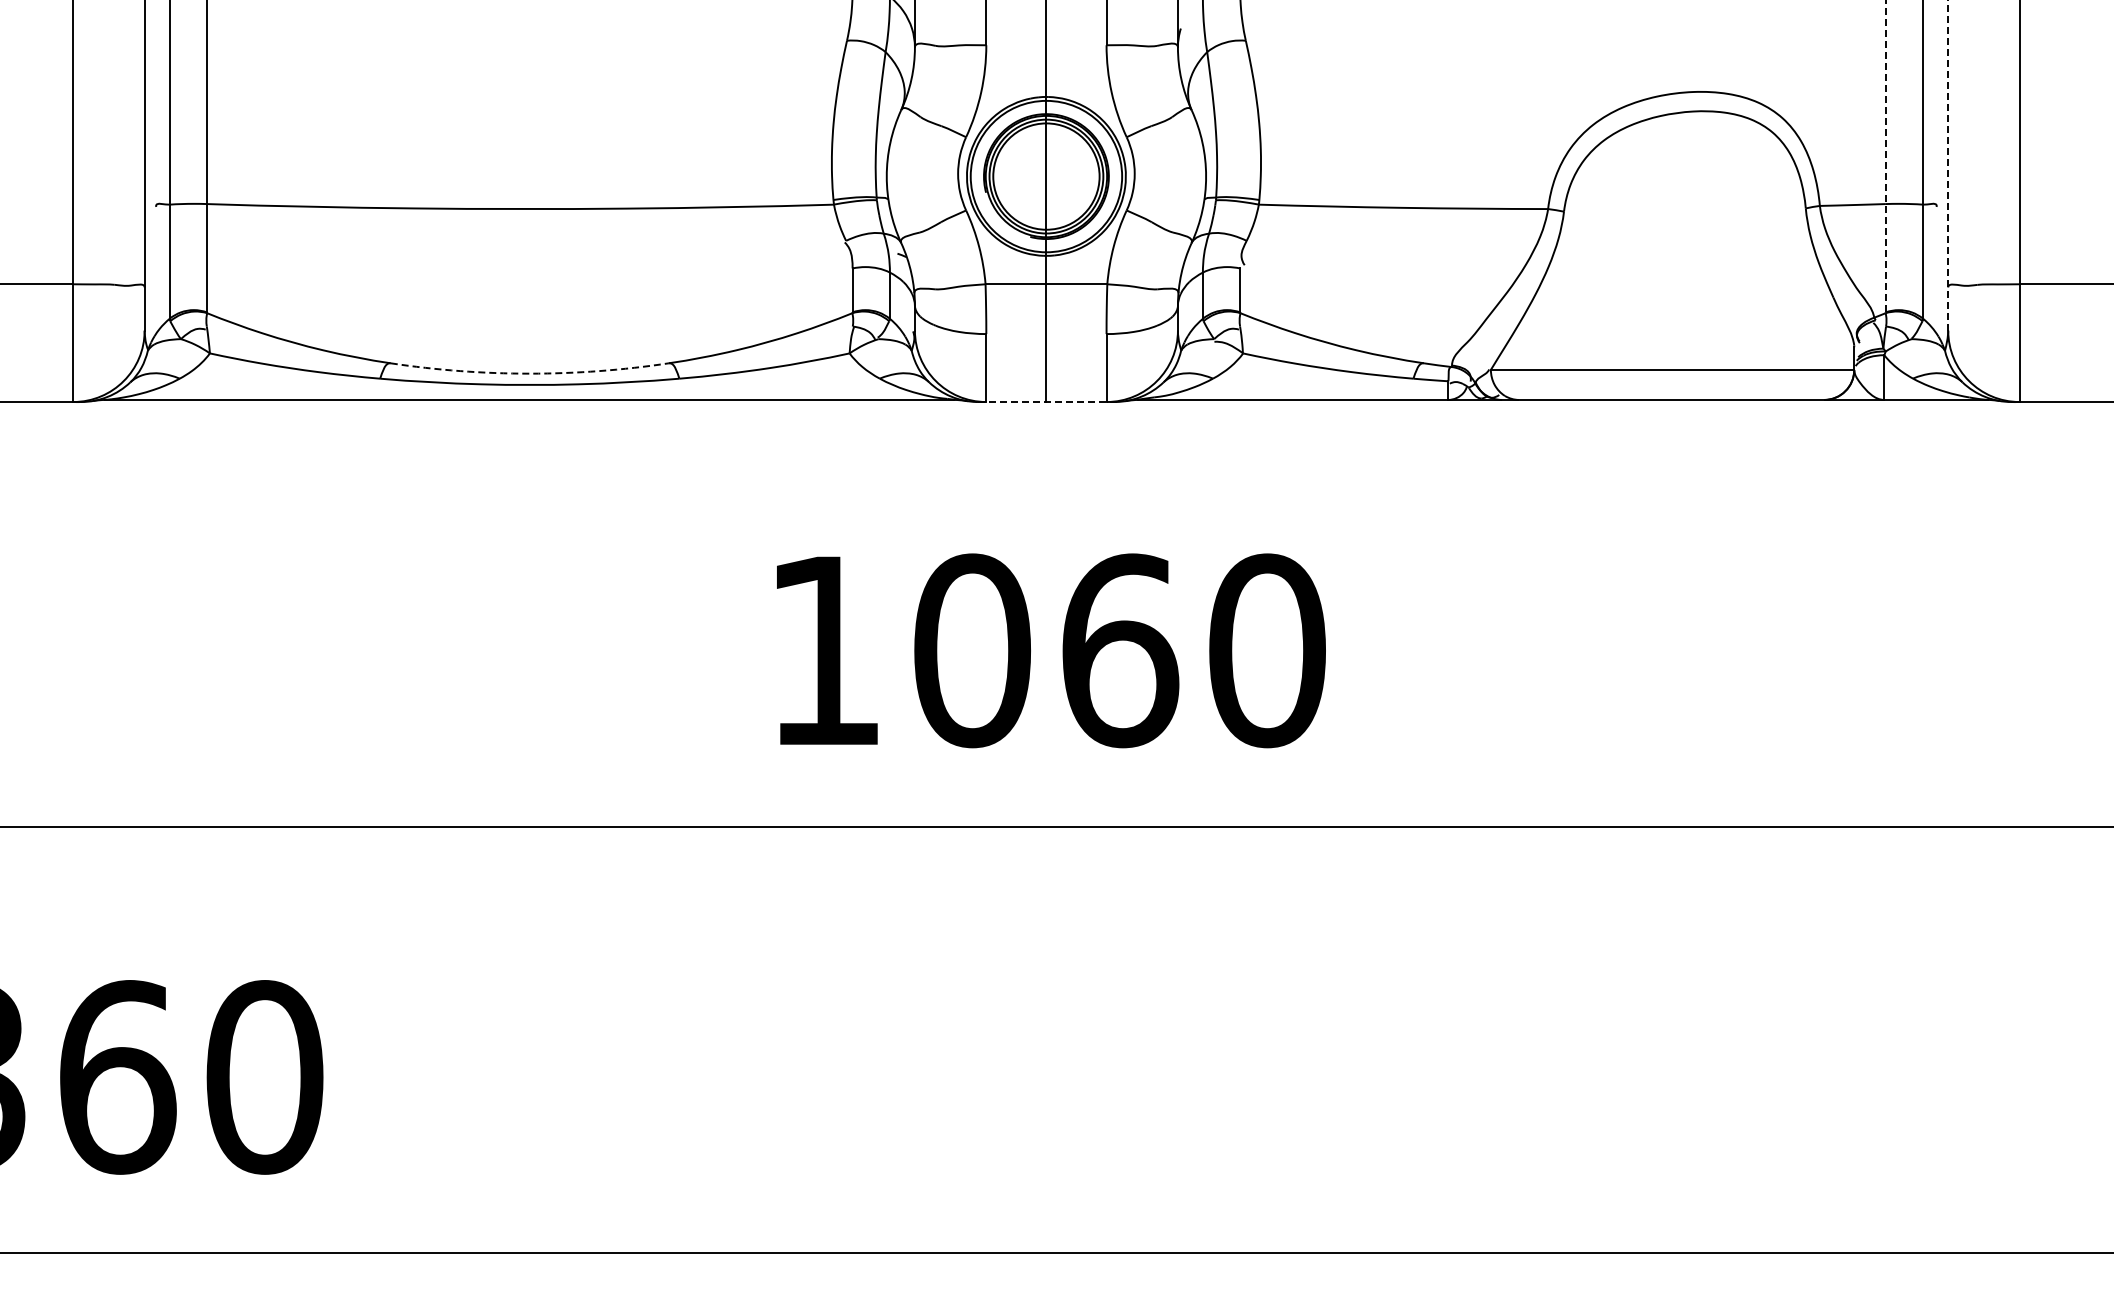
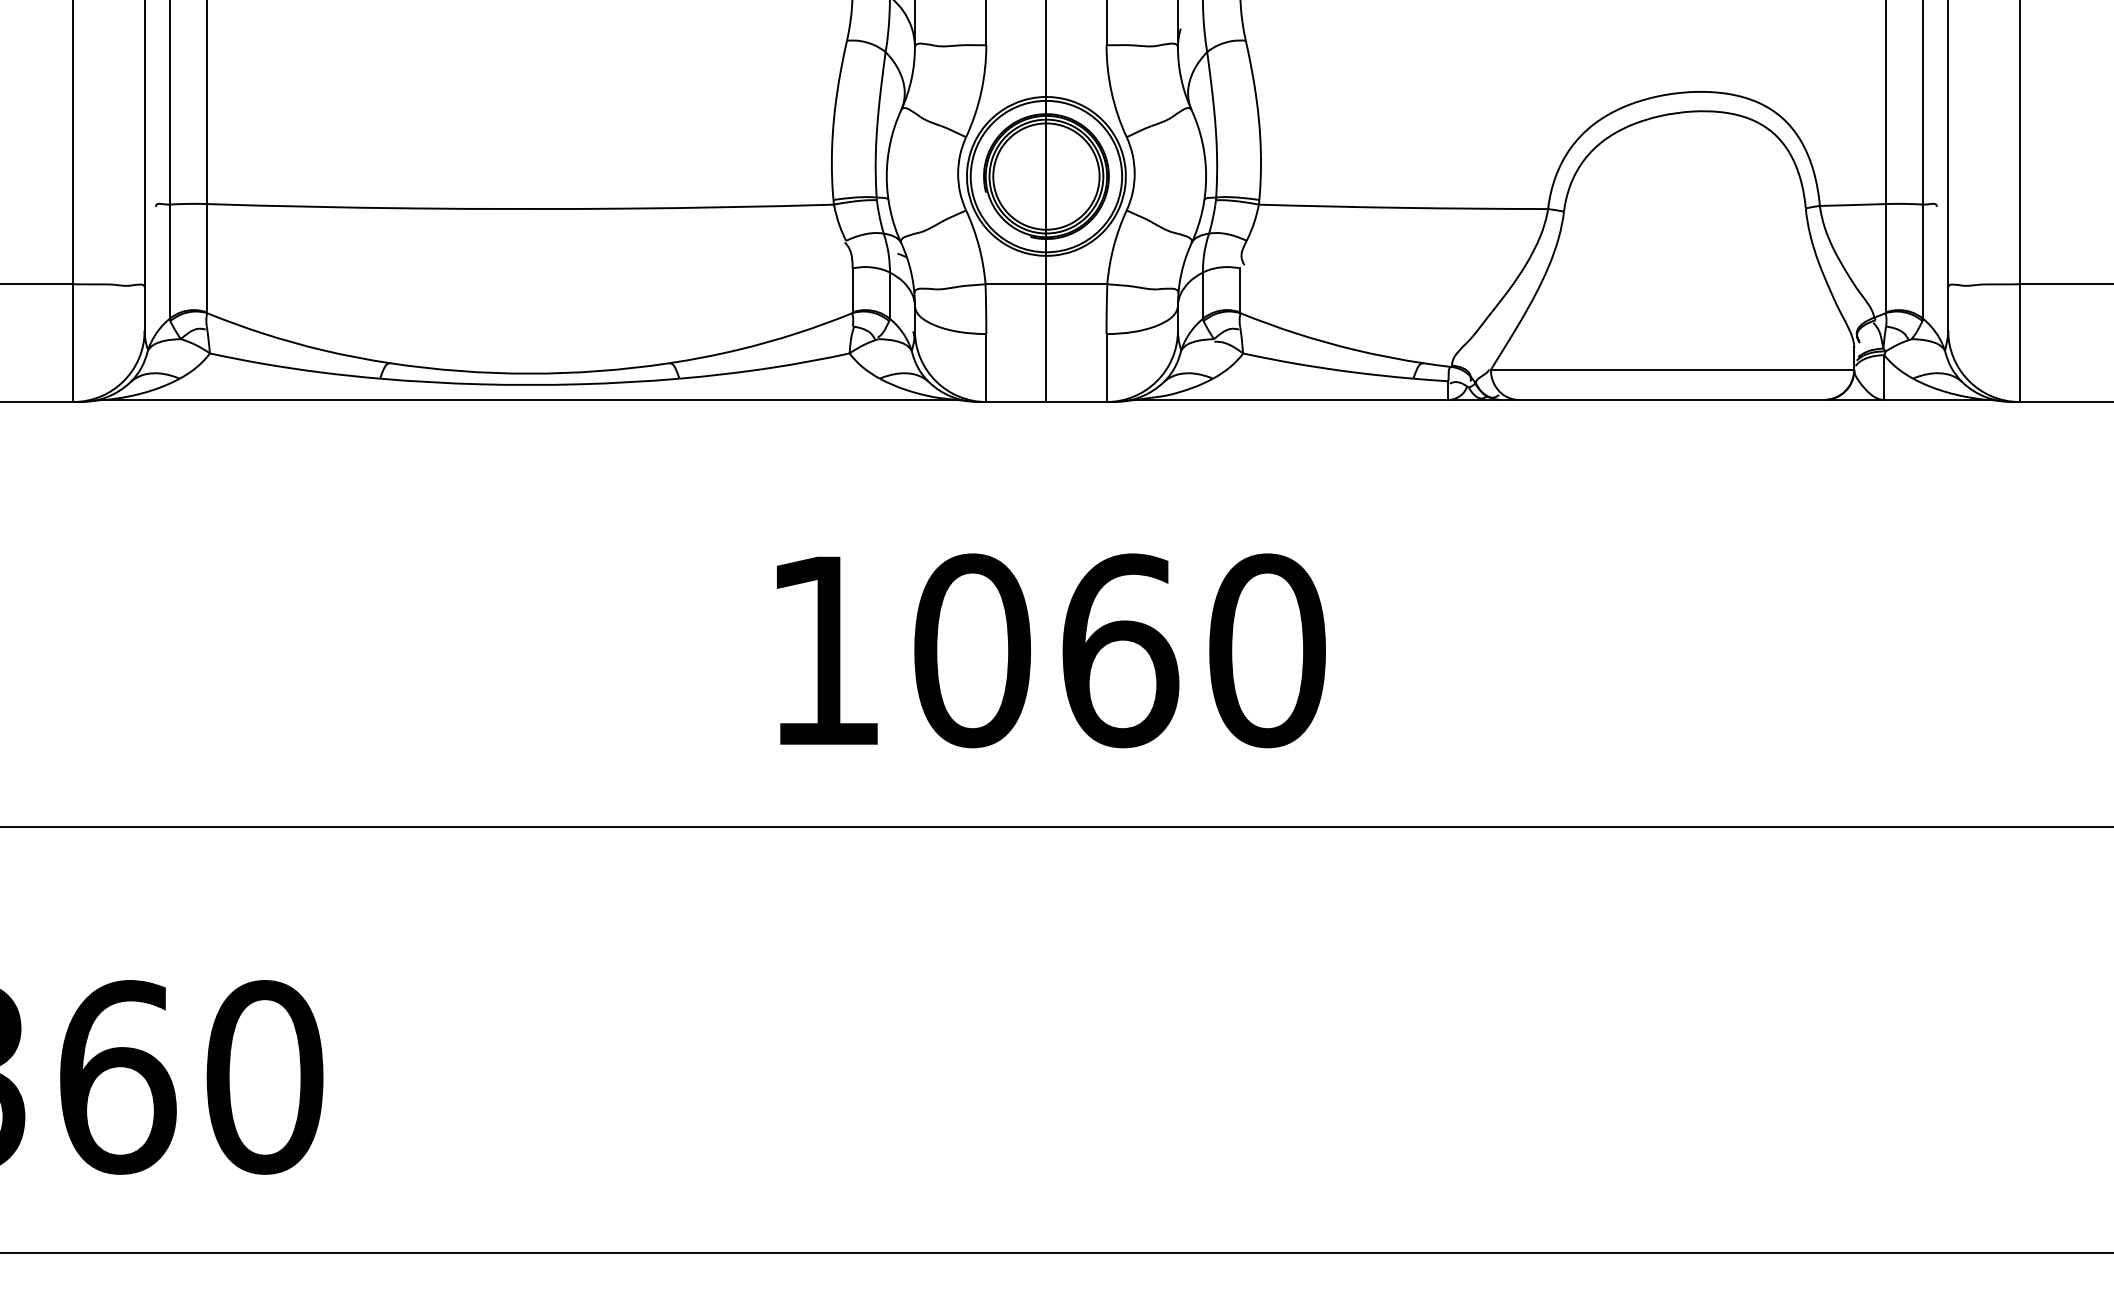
line: dashed -> solid (1885, 156)
line: dashed -> solid (1948, 165)
arc: dashed -> solid (529, 373)
line: dashed -> solid (1046, 402)
